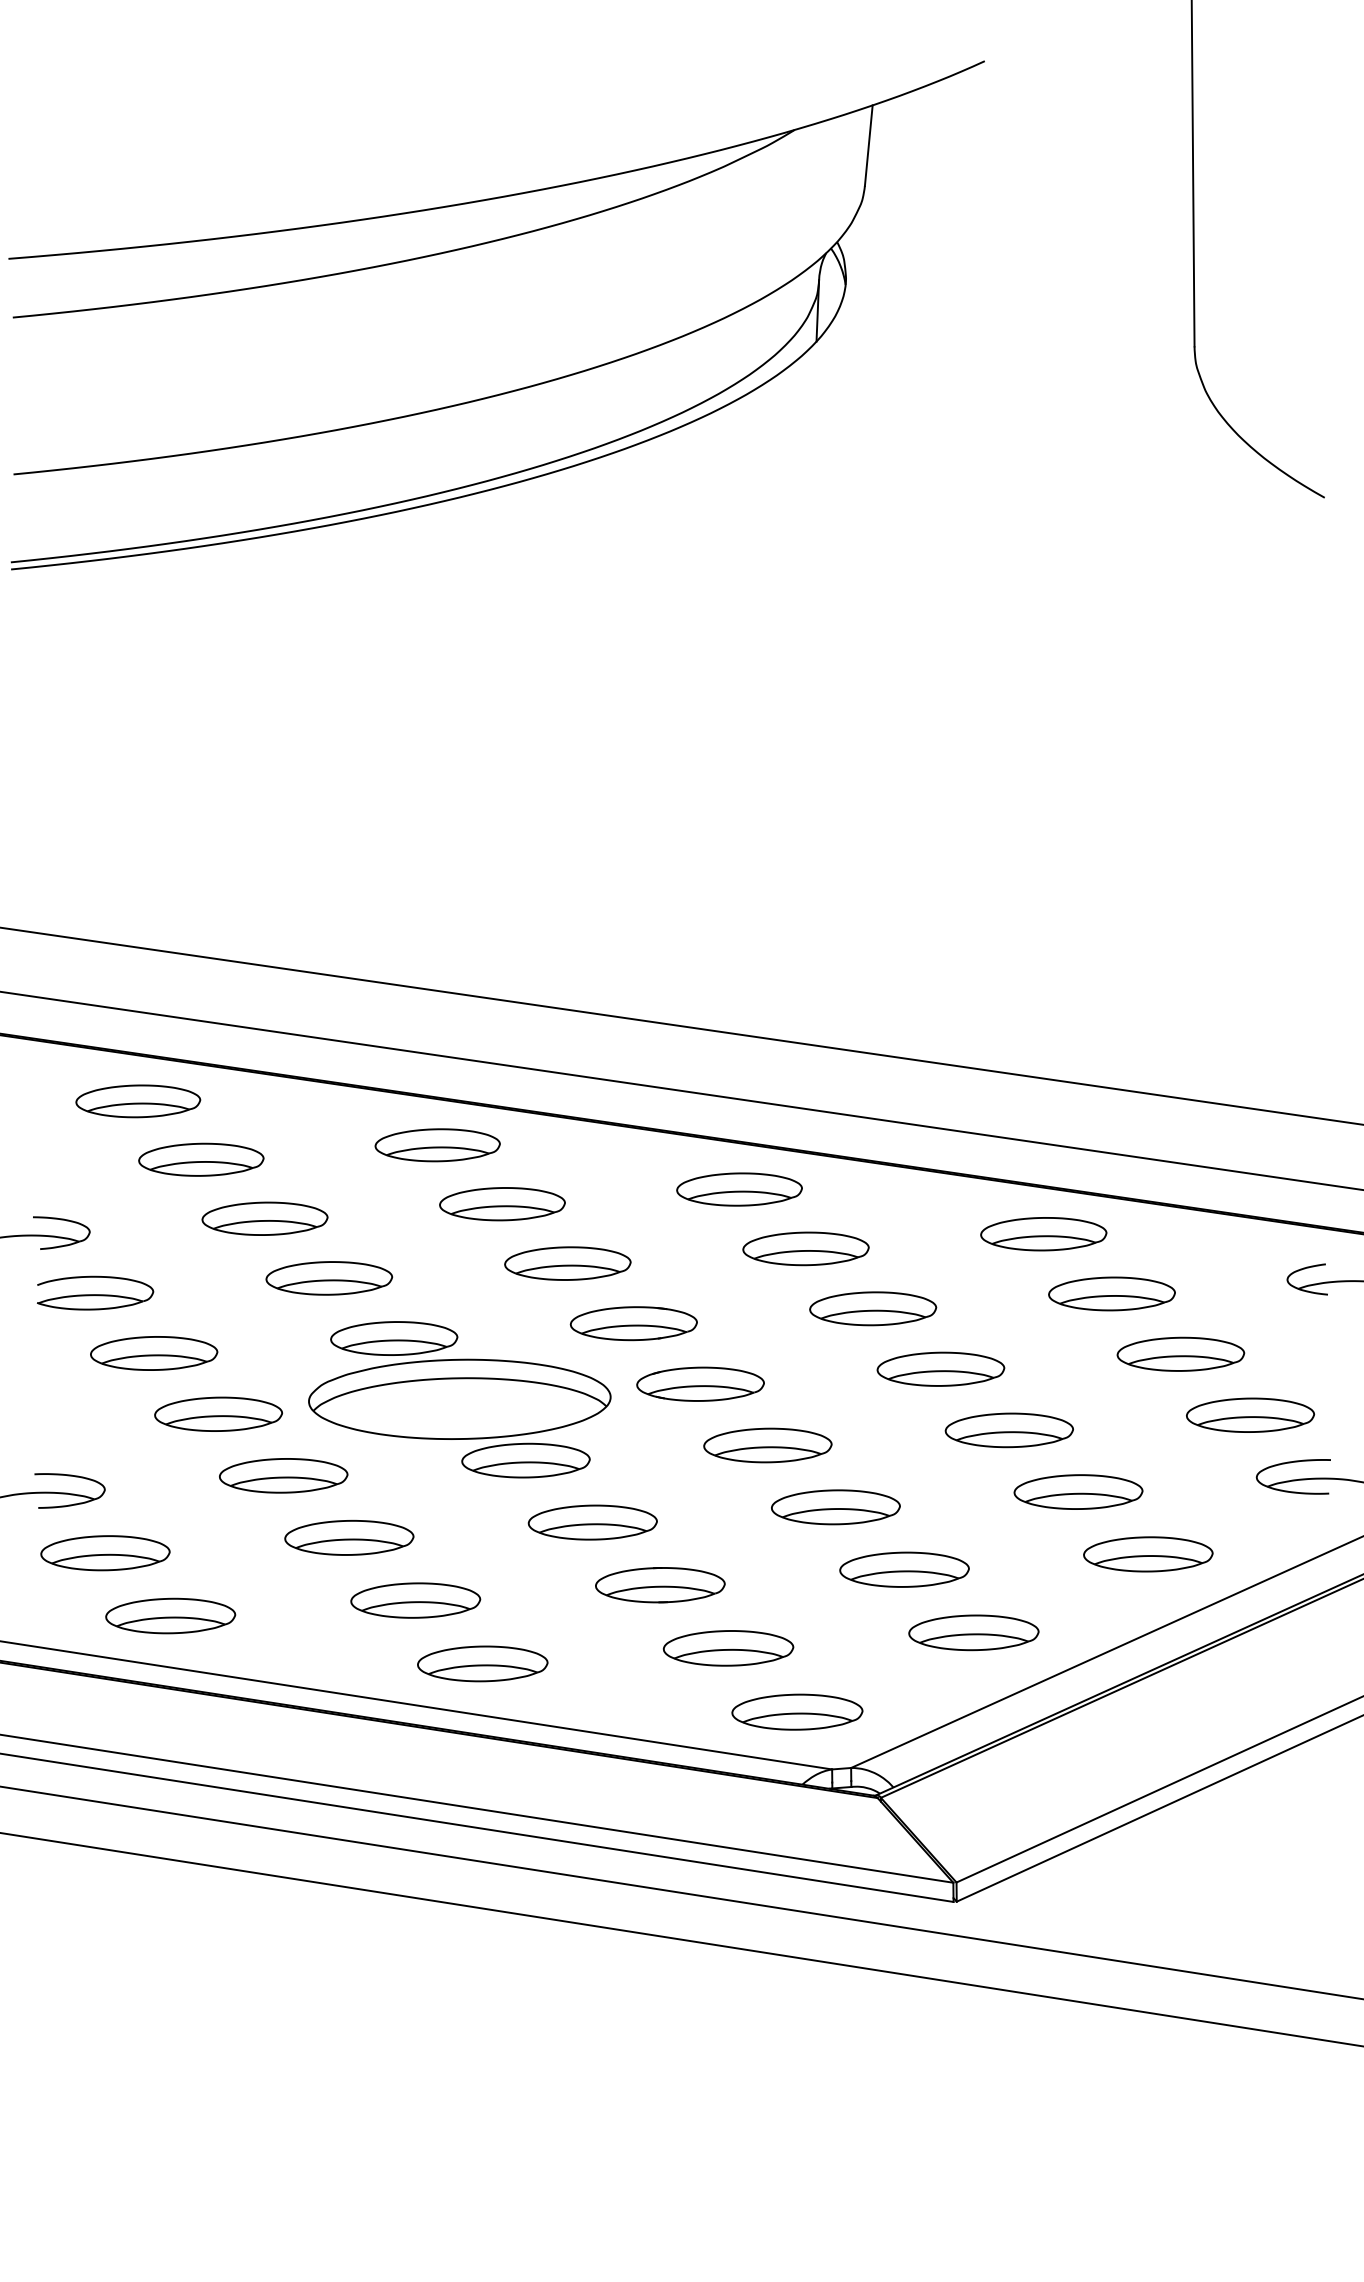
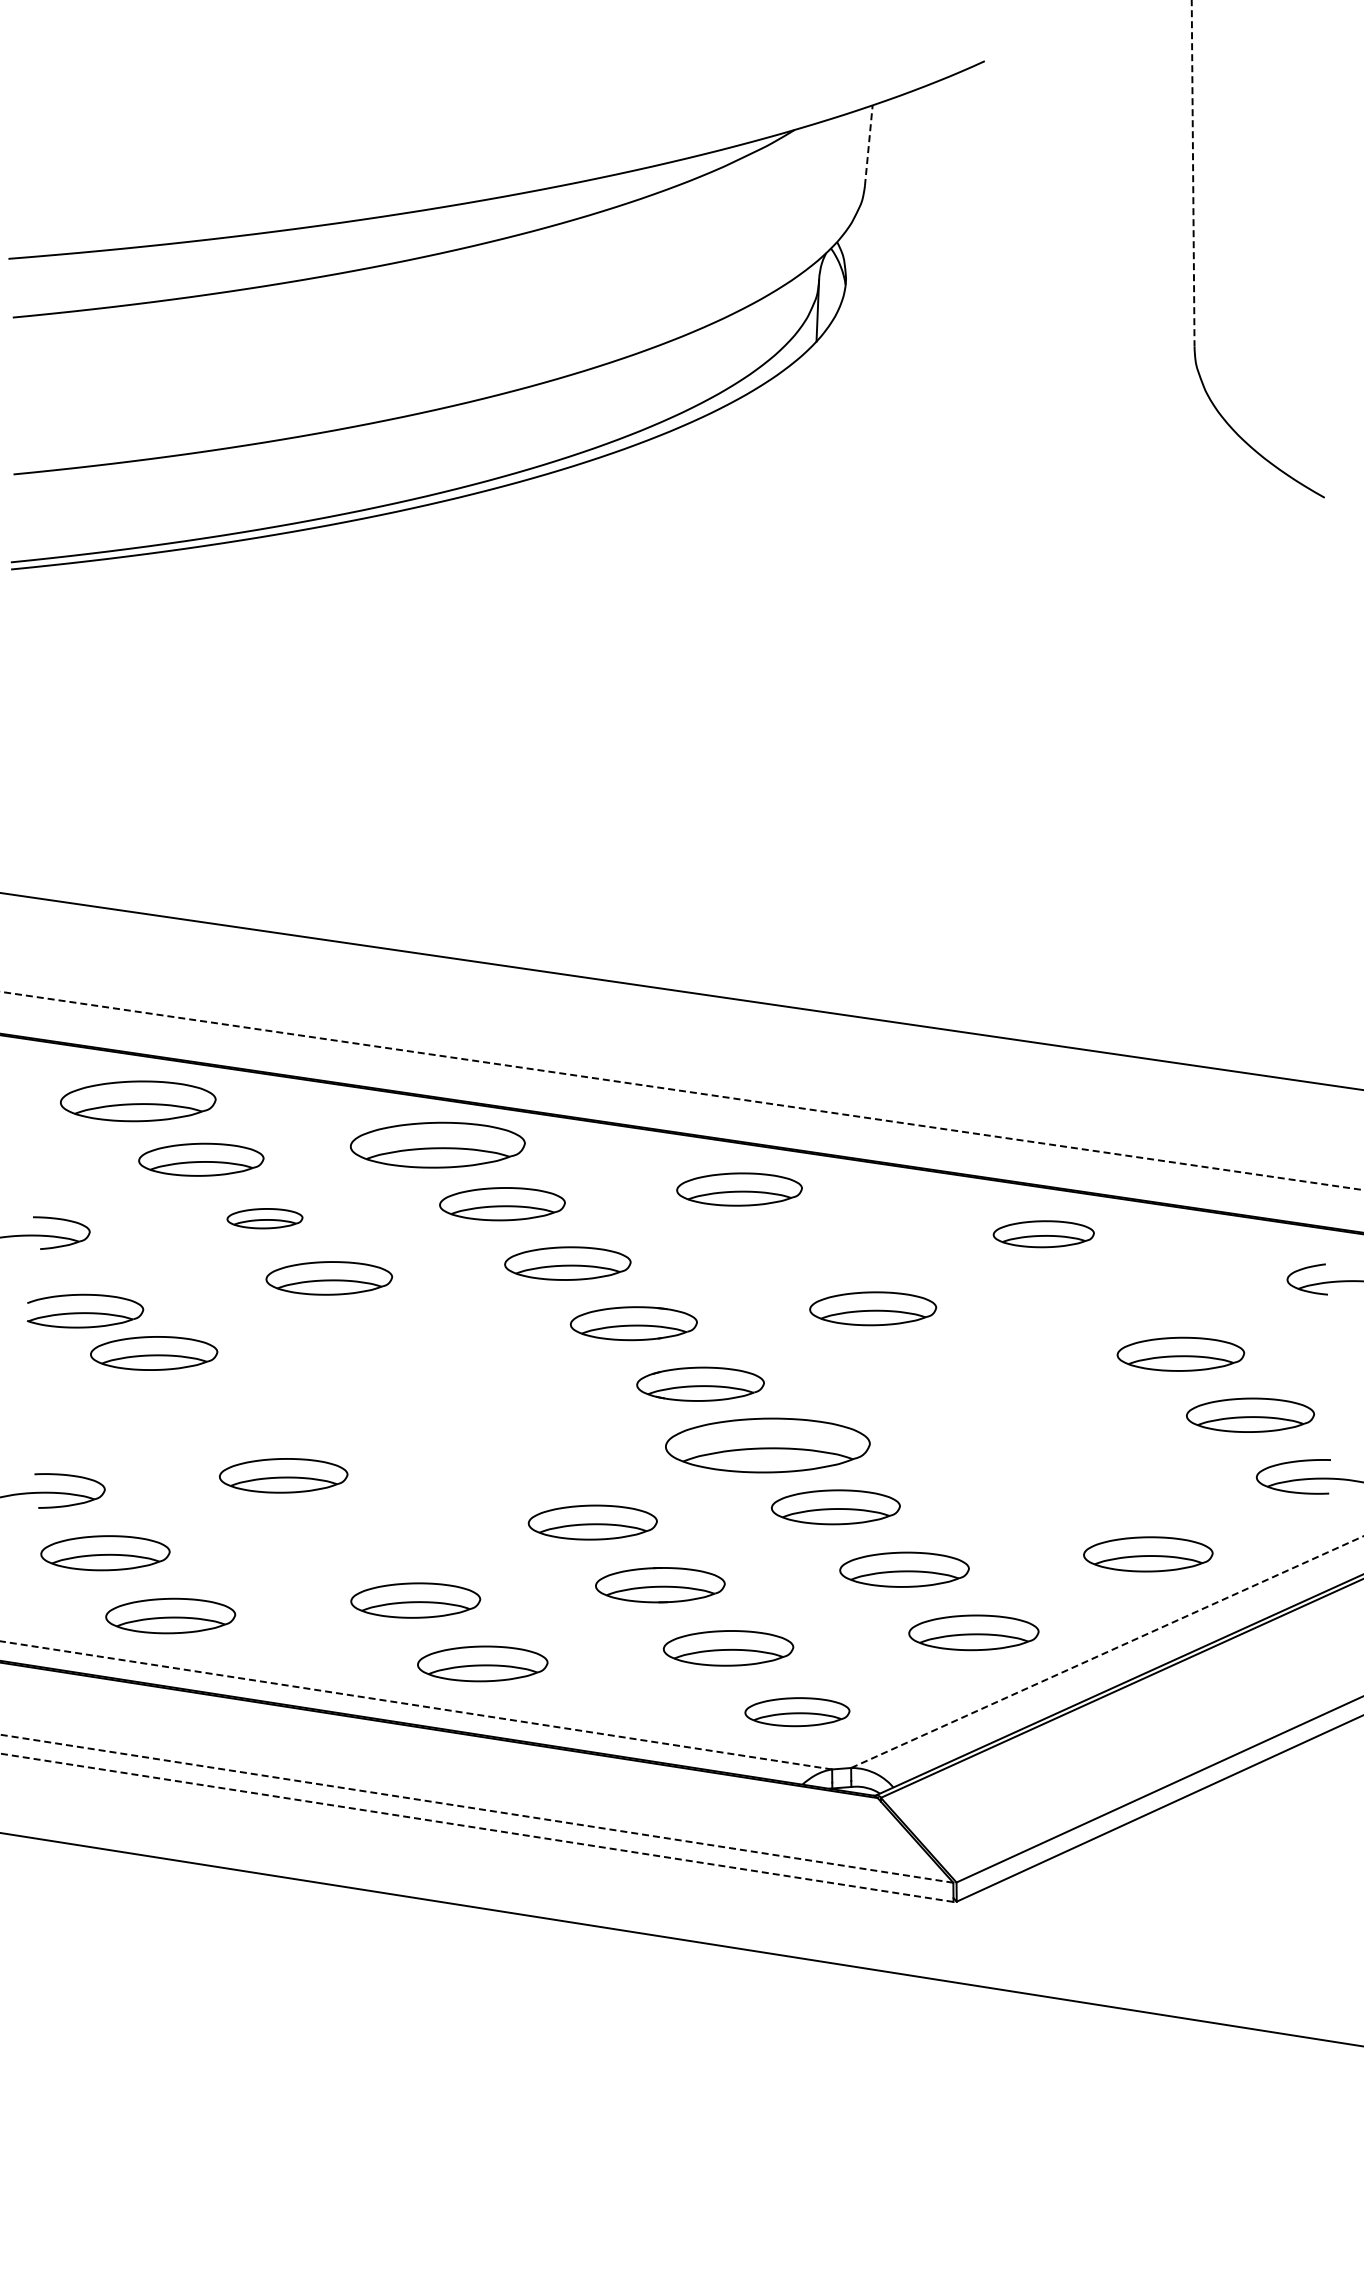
line: solid -> dashed (868, 145)
line: solid -> dashed (1193, 173)
line position: (681, 1025) -> (681, 991) (681, 991)
line: solid -> dashed (682, 1091)
part size: 127x35 px -> 157x43 px (138, 1101)
part size: 127x35 px -> 177x48 px (437, 1144)
part size: 128x35 px -> 78x22 px (264, 1218)
part size: 128x35 px -> 103x29 px (1043, 1234)
part: present -> none (805, 1248)
part position: (95, 1292) -> (85, 1310) (85, 1310)
part: present -> none (1111, 1293)
part: present -> none (940, 1368)
part: present -> none (459, 1399)
part: present -> none (218, 1413)
part: present -> none (1008, 1430)
part size: 130x37 px -> 206x57 px (767, 1445)
part: present -> none (1078, 1491)
part: present -> none (349, 1537)
line: solid -> dashed (1107, 1651)
line: solid -> dashed (416, 1705)
part size: 133x38 px -> 107x31 px (797, 1712)
line: solid -> dashed (477, 1808)
line: solid -> dashed (476, 1827)
line: present -> none (681, 1892)
